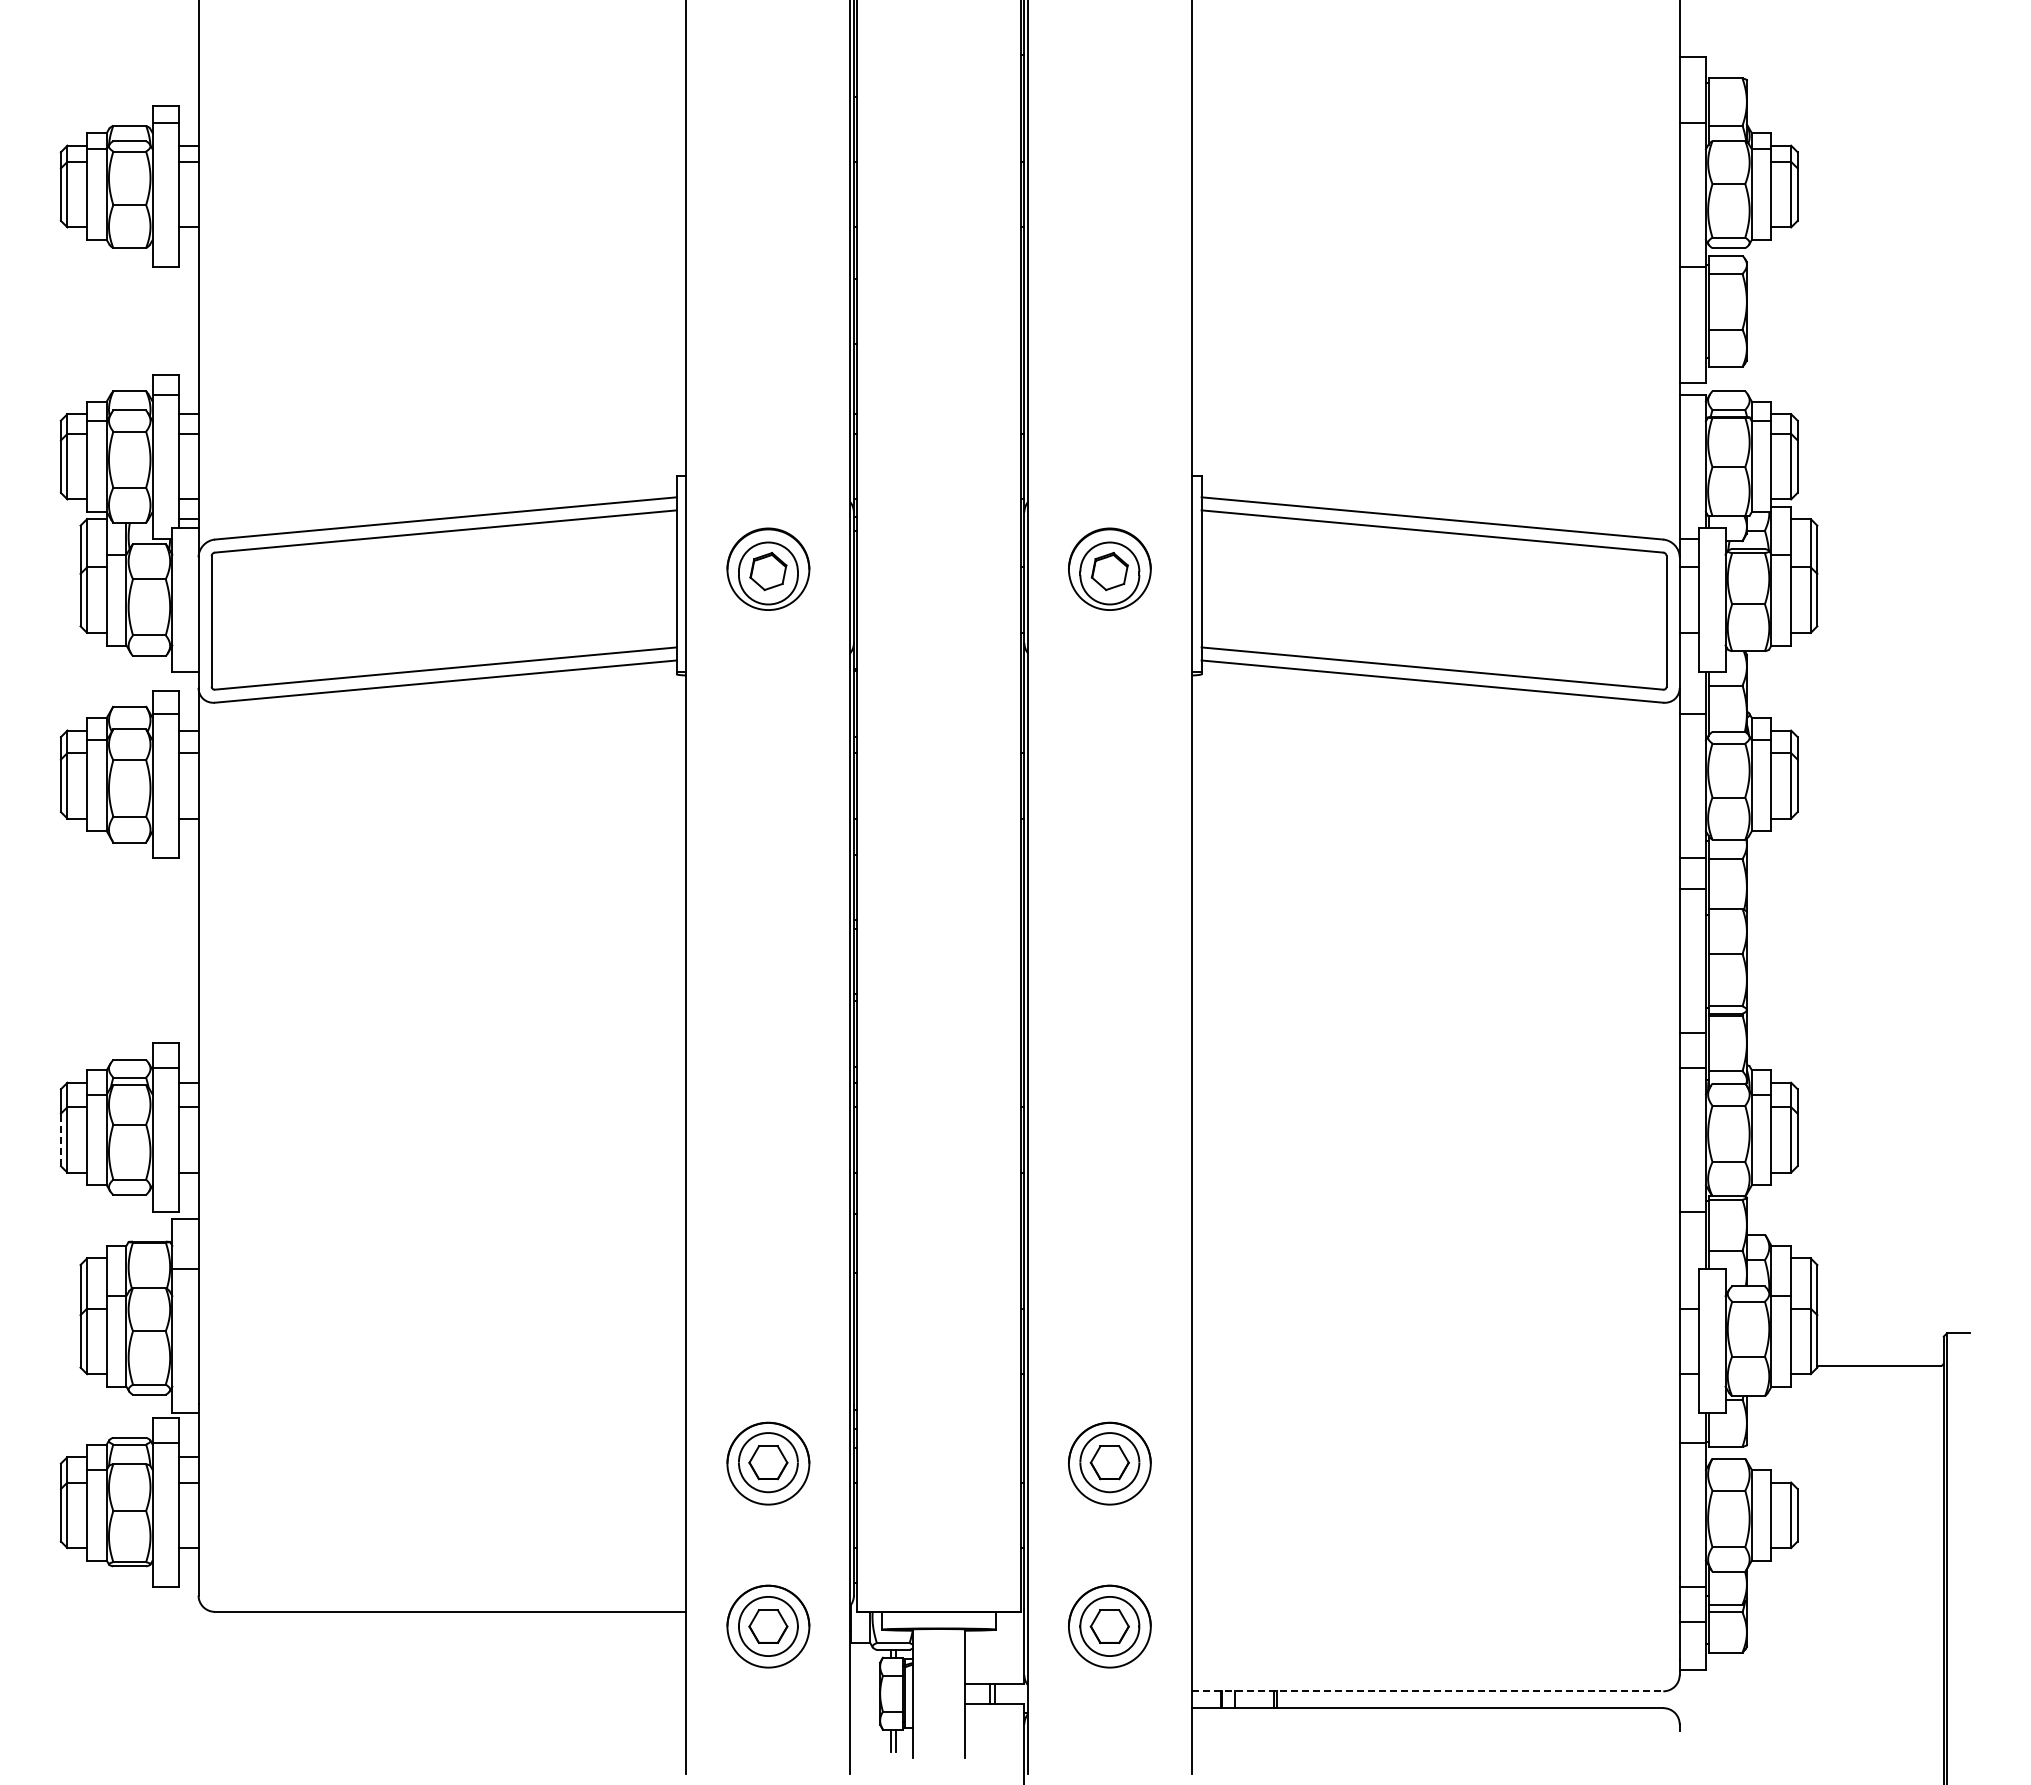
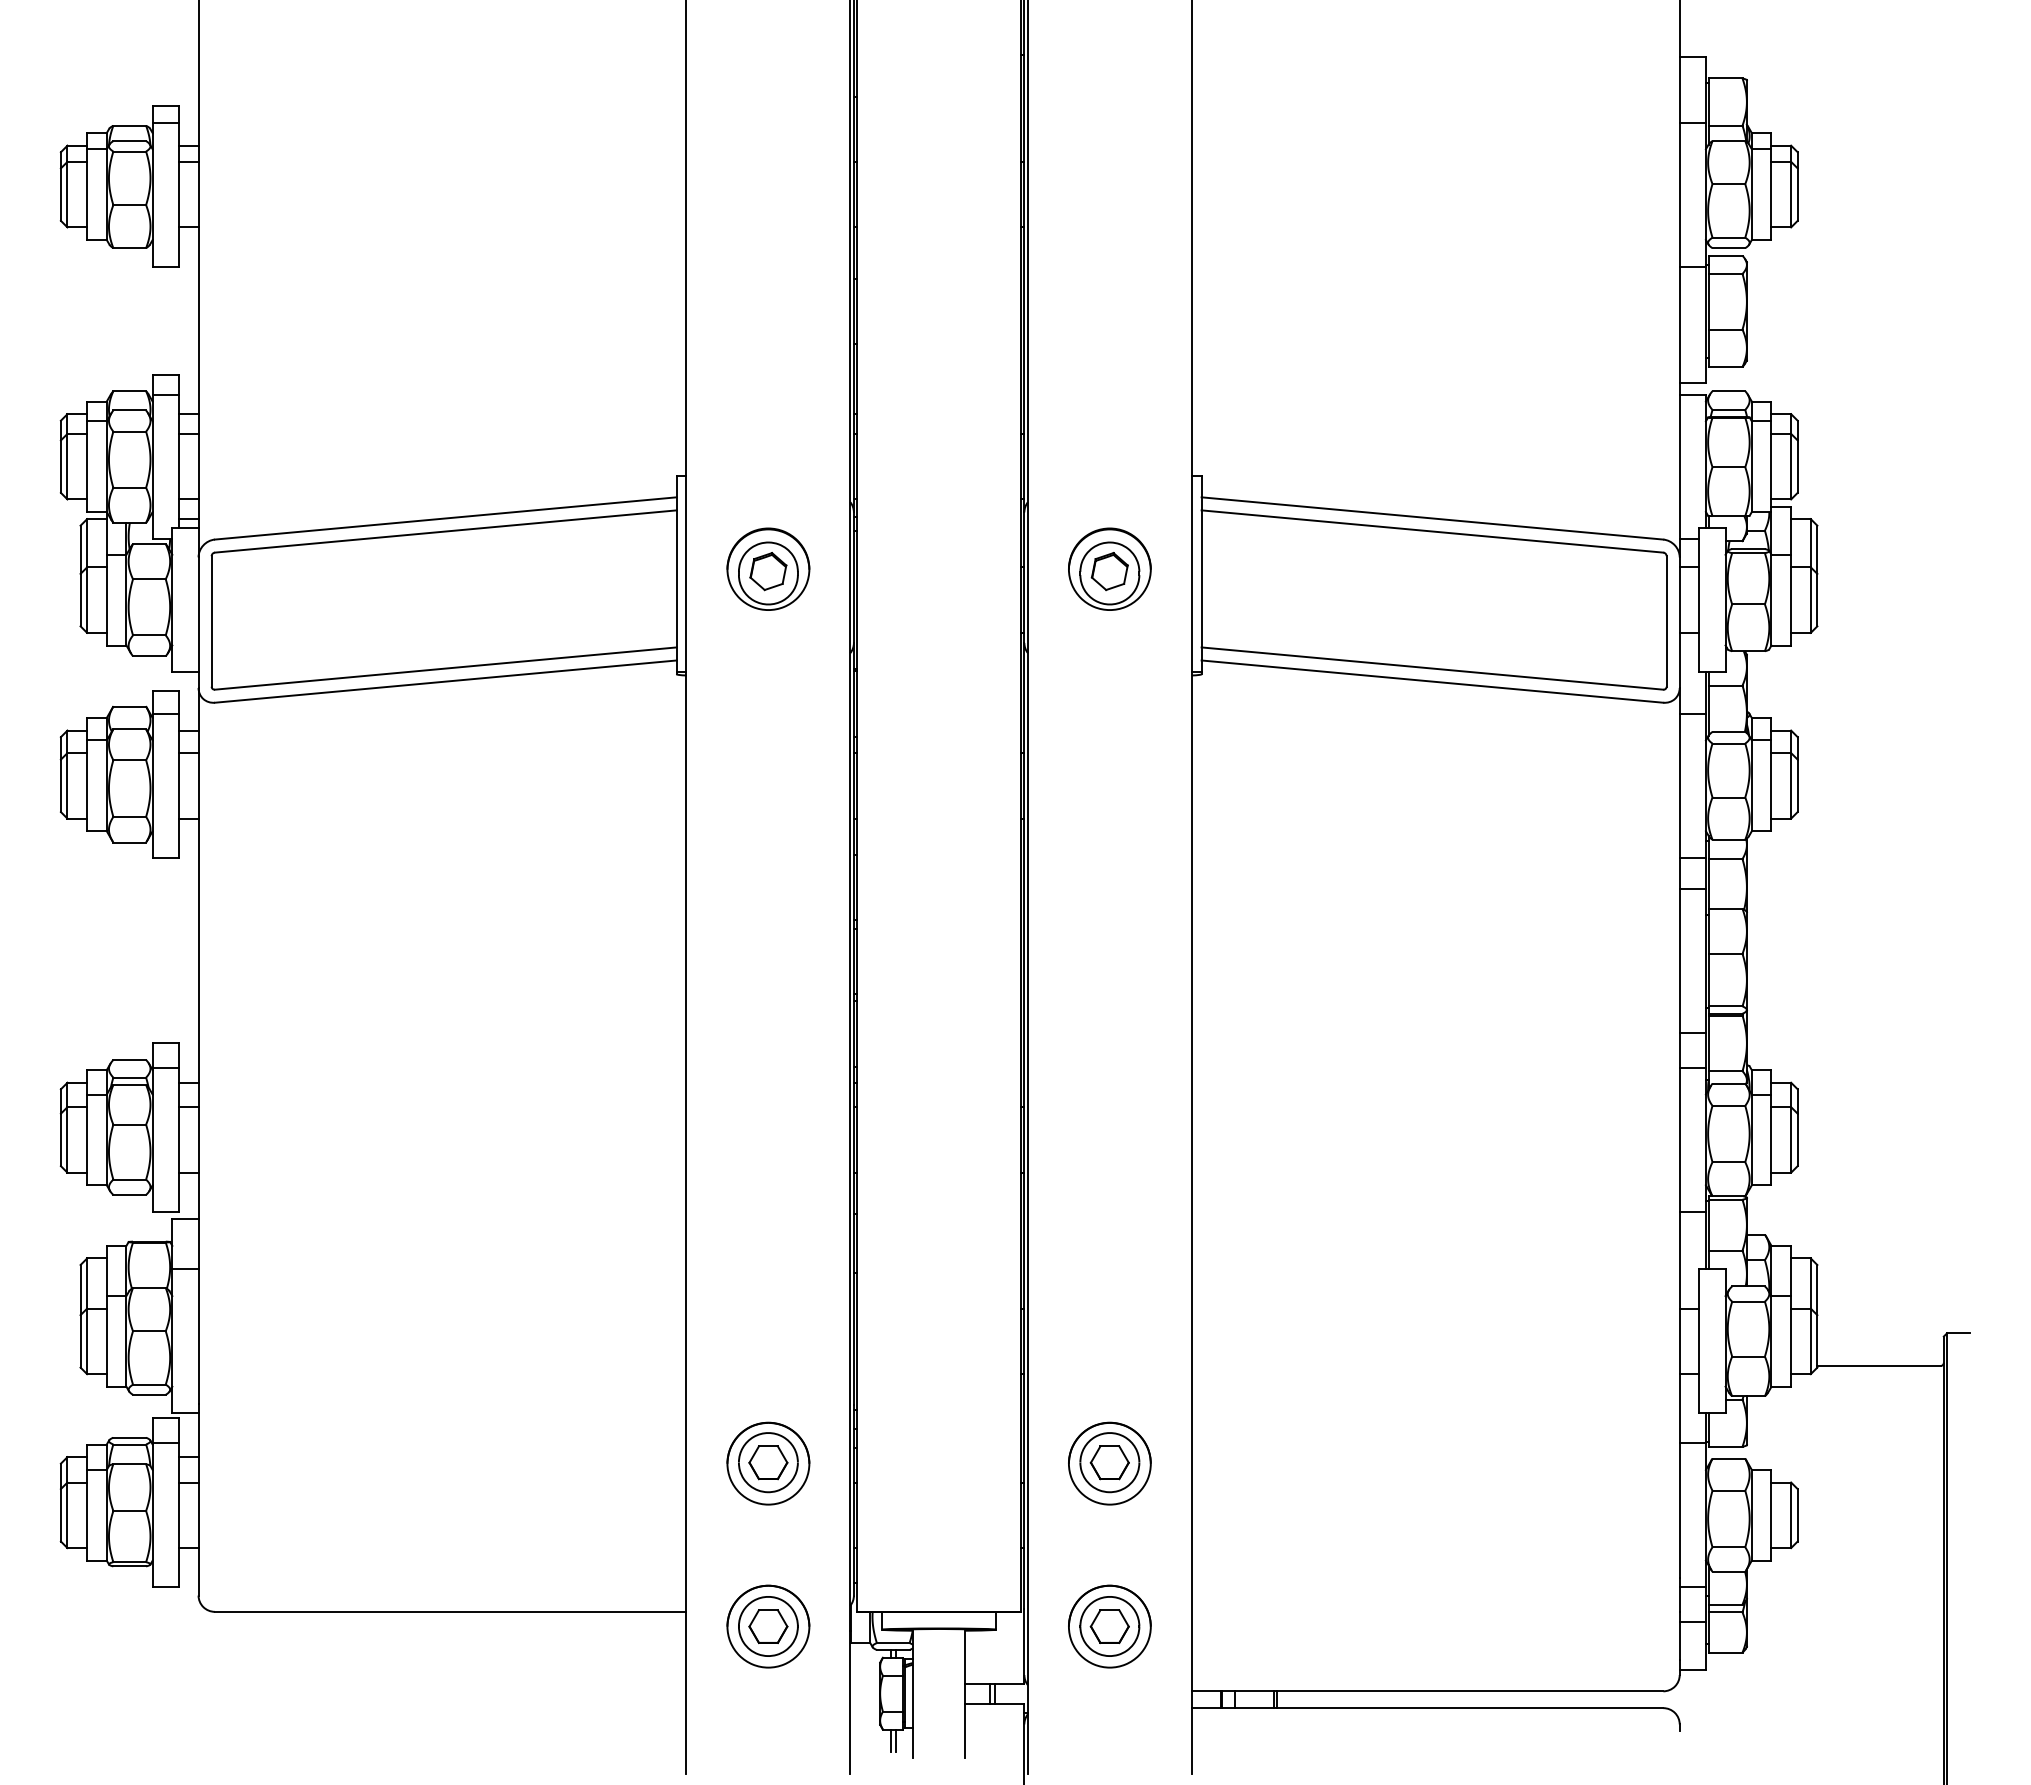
line: dashed -> solid (60, 1139)
line: dashed -> solid (1427, 1691)
